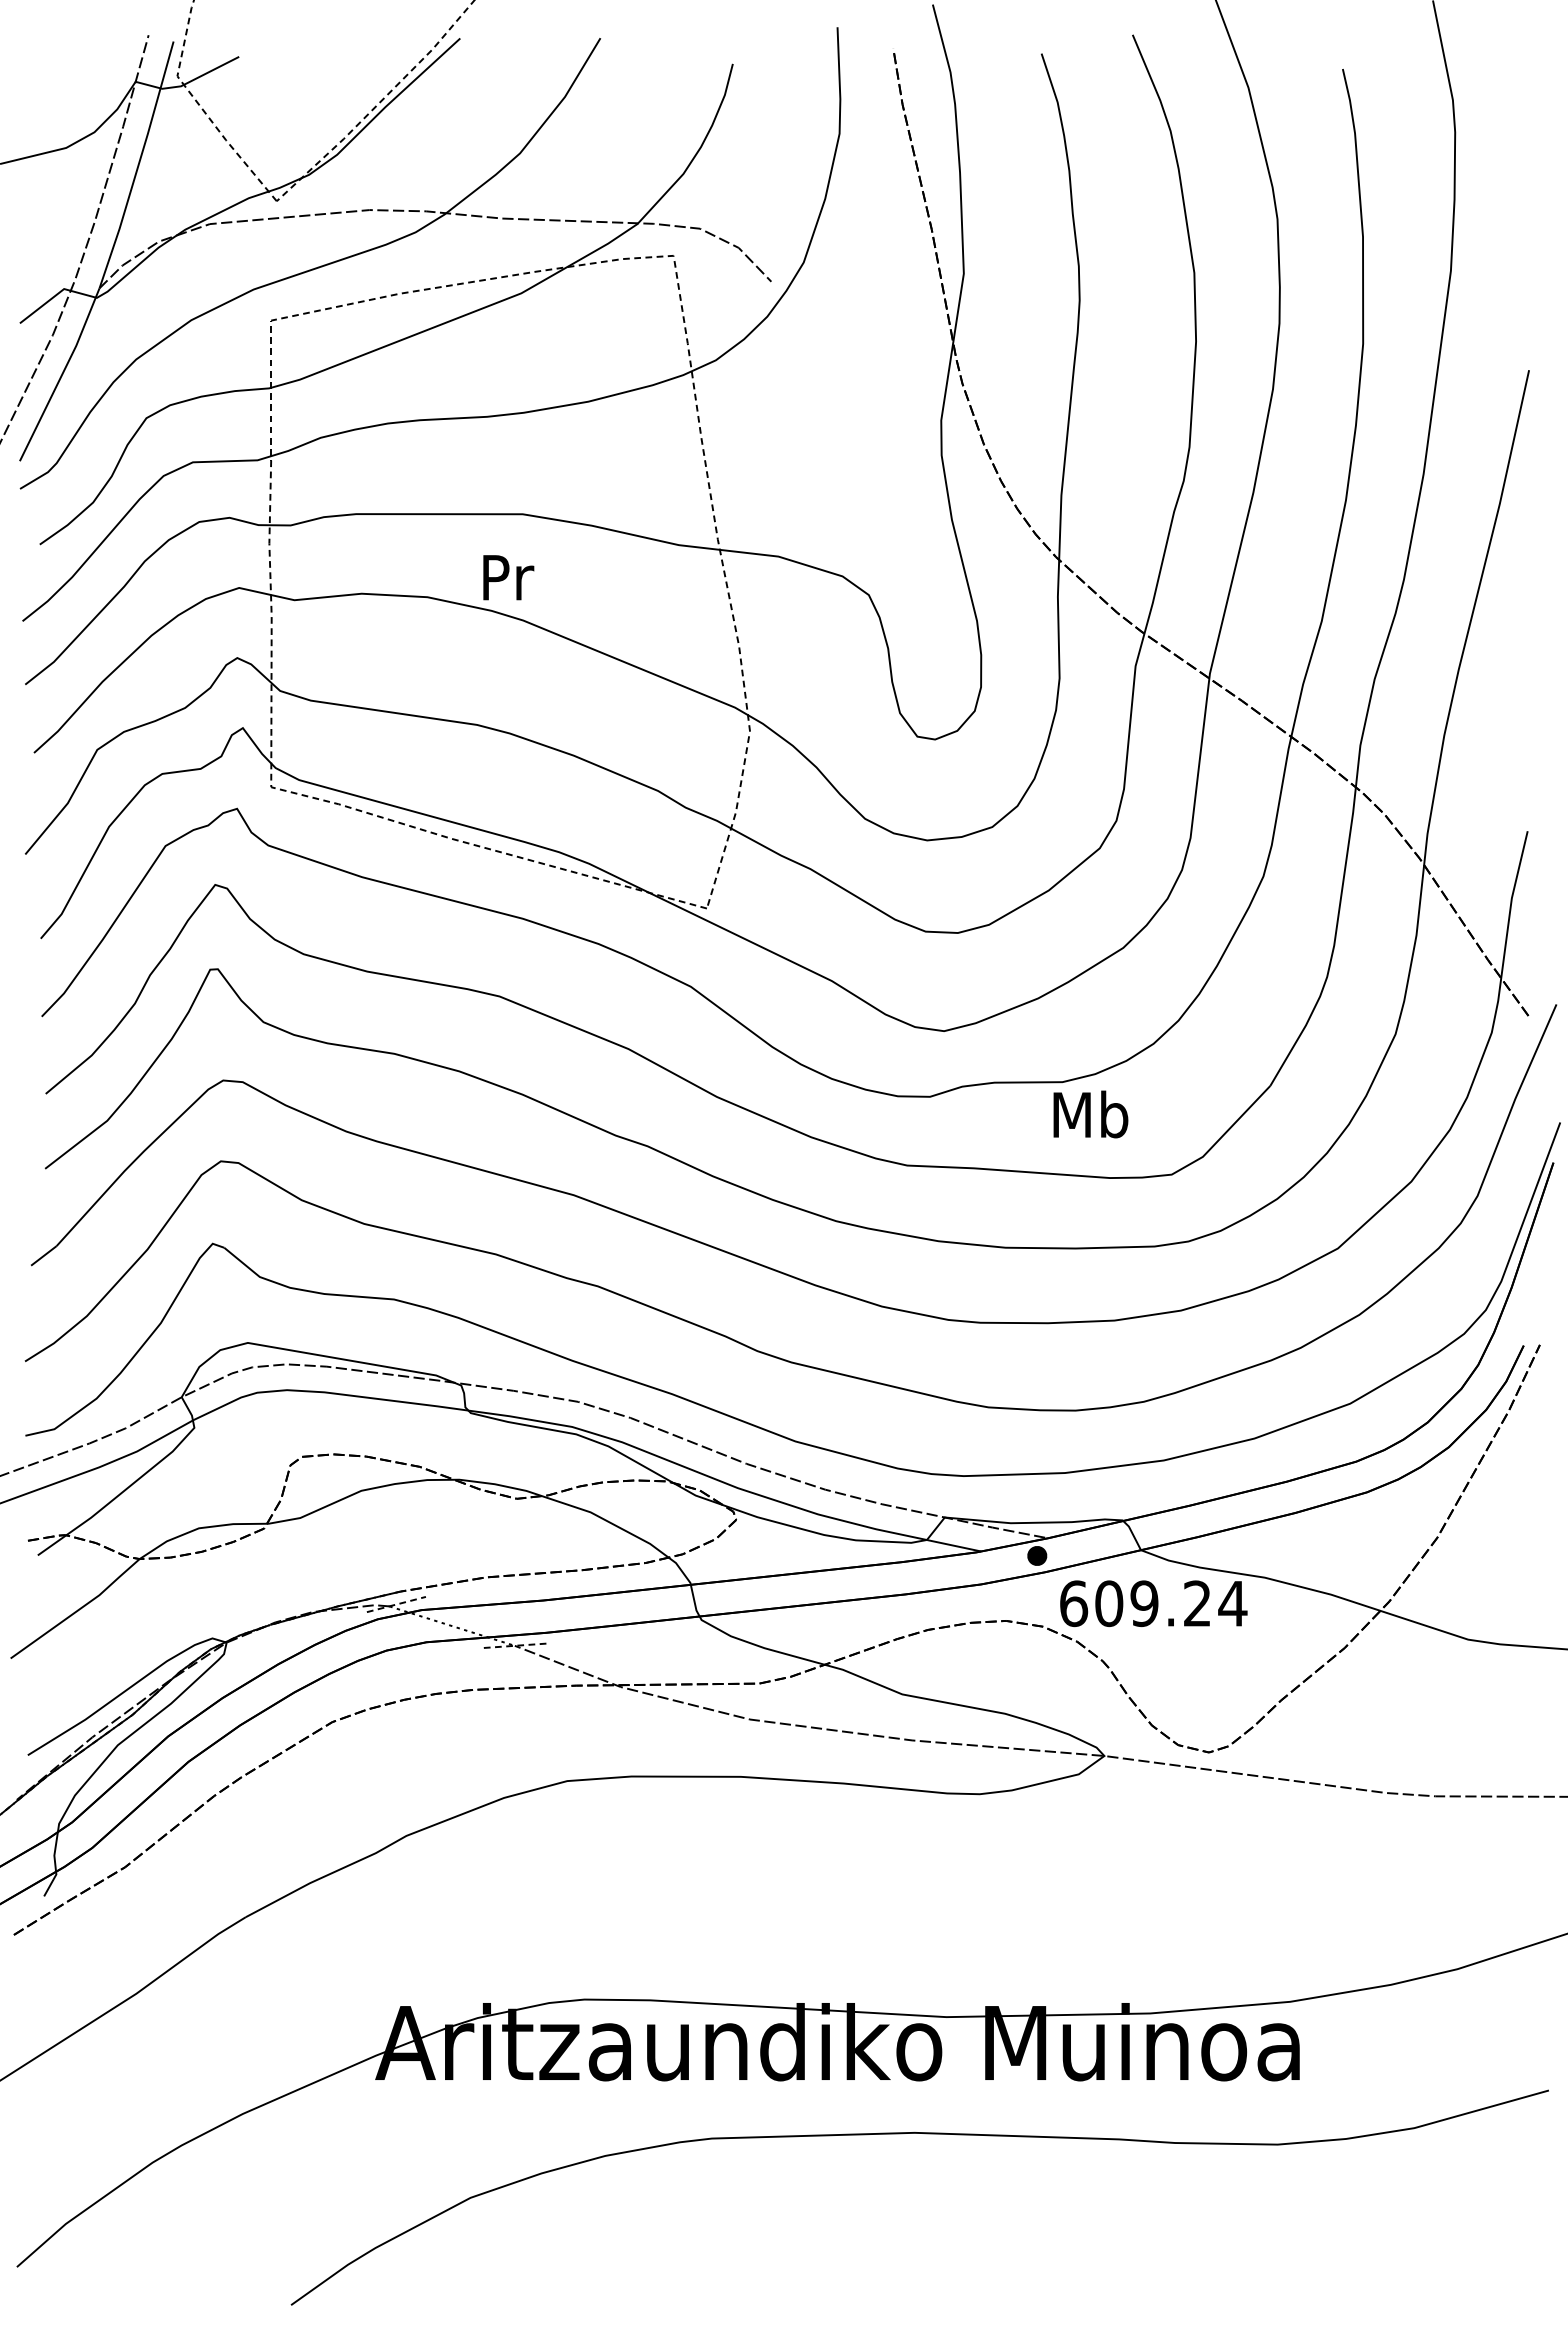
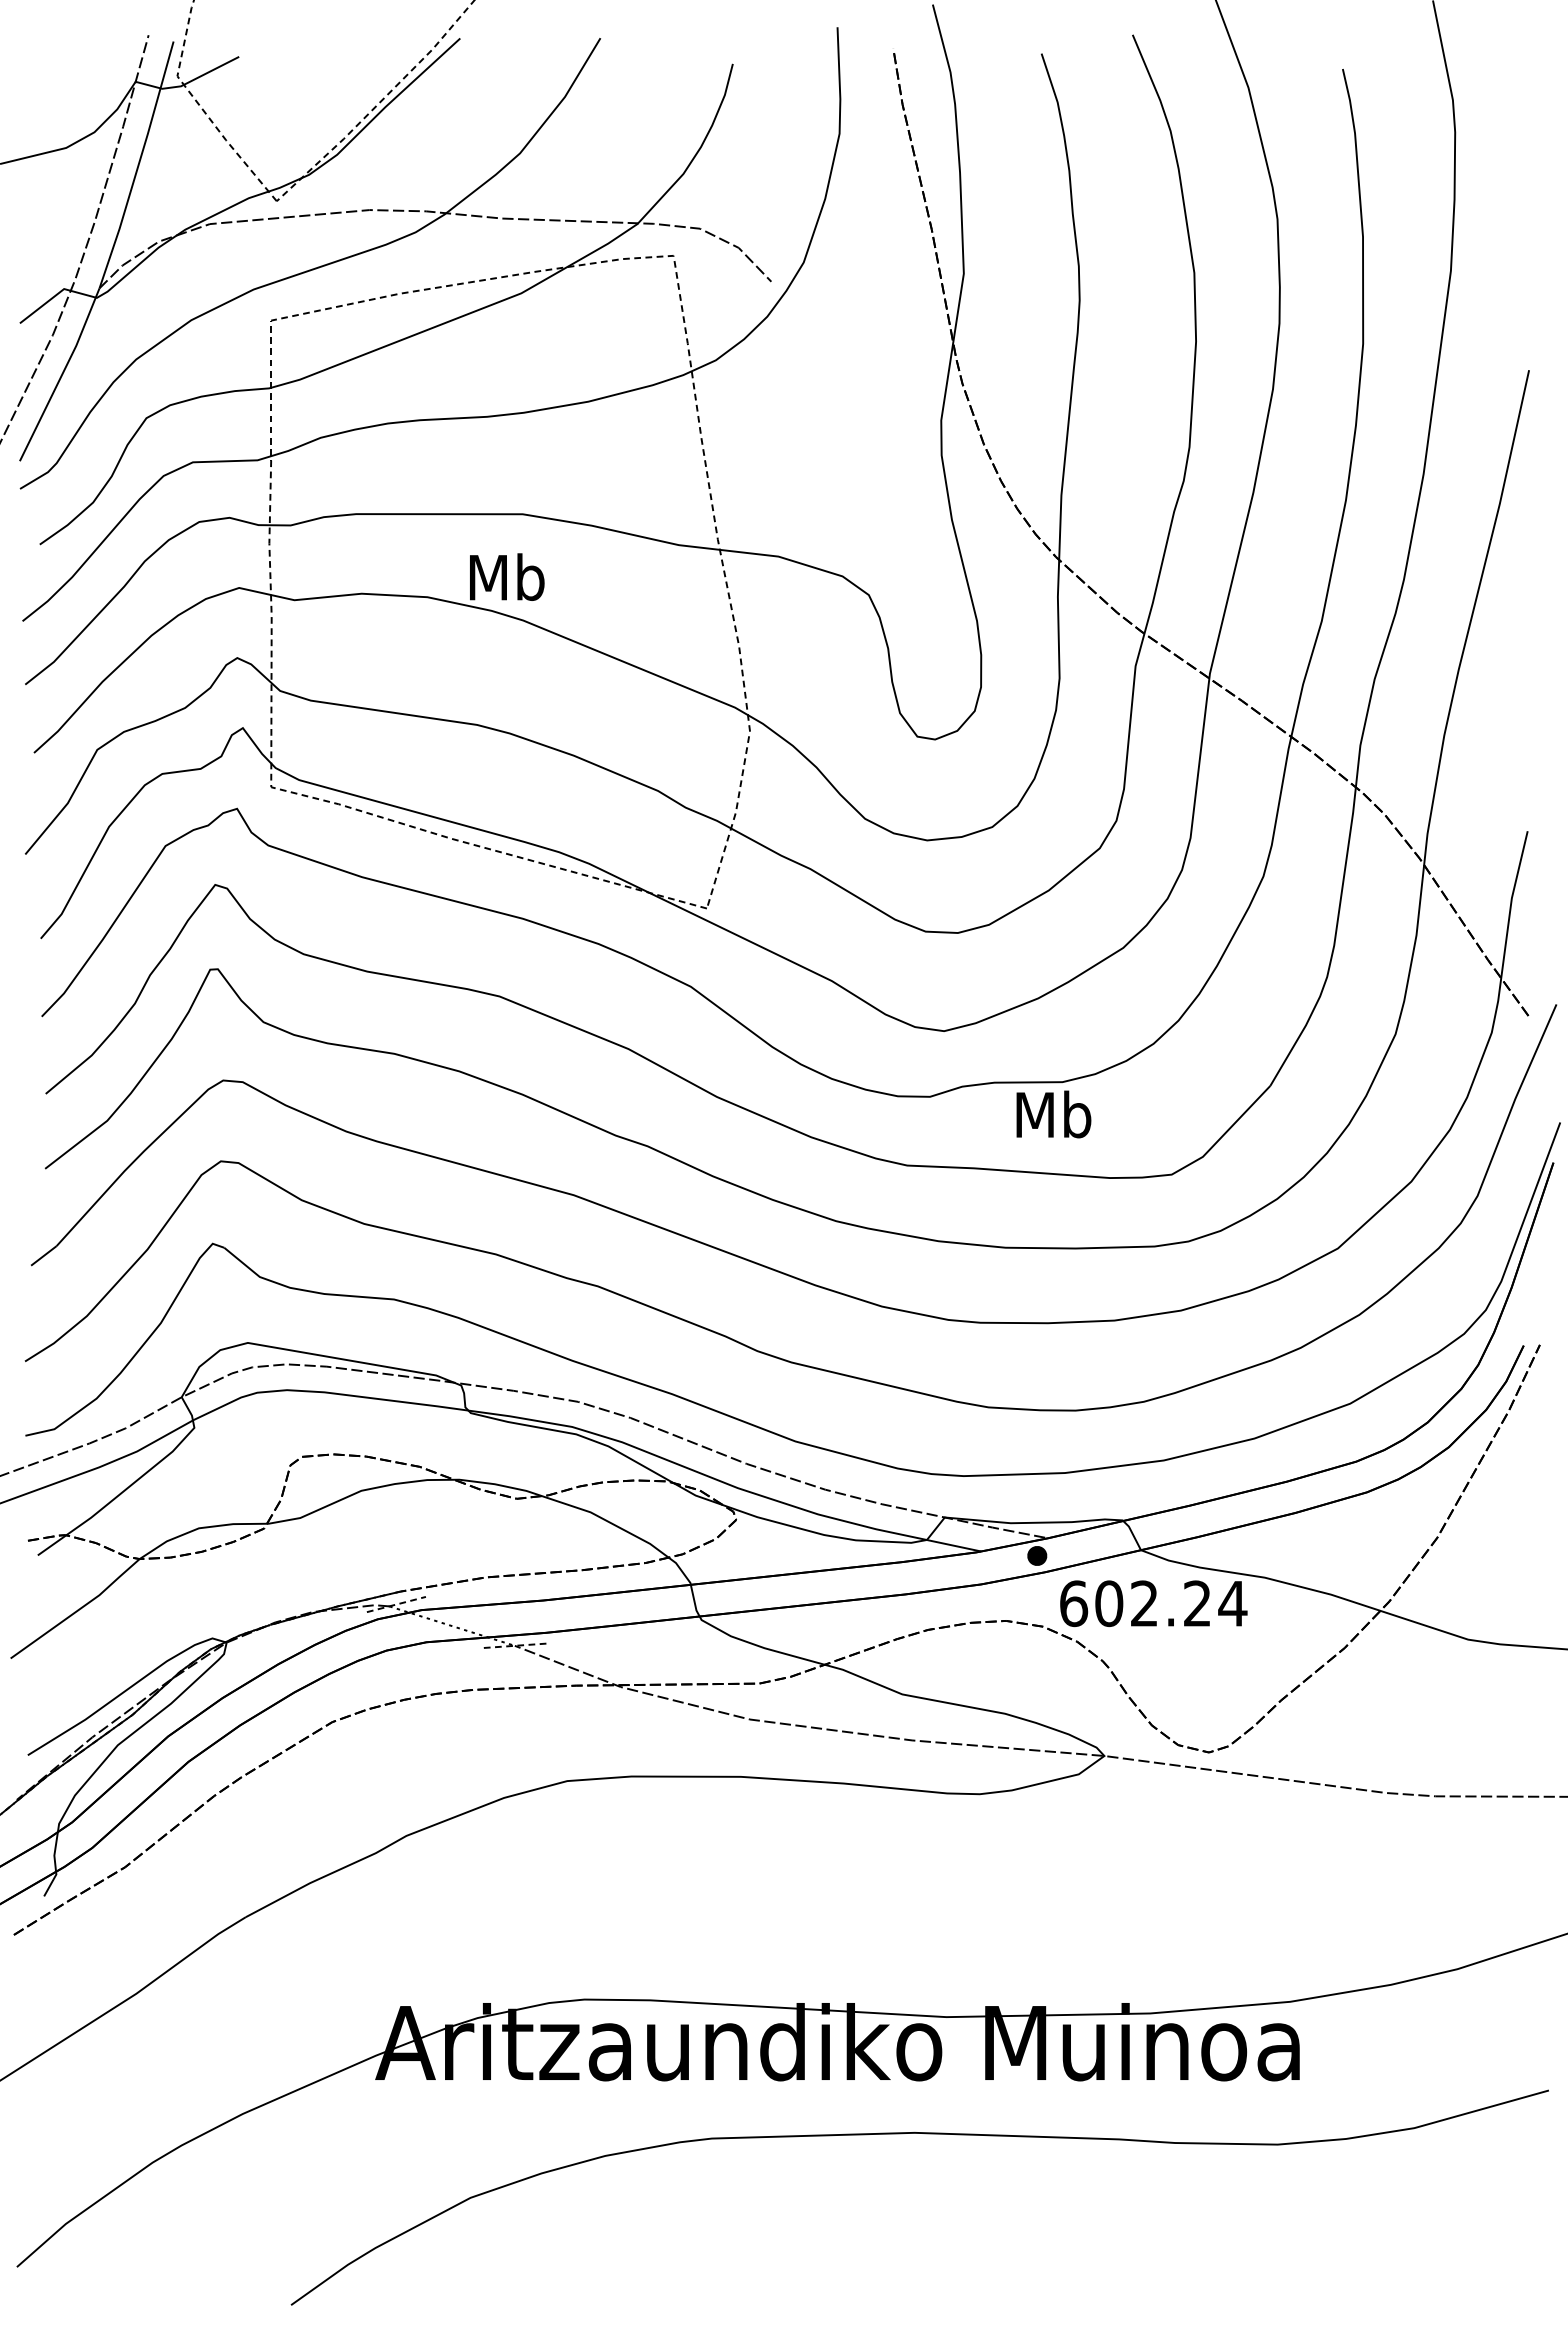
text: Pr -> Mb (507, 576)
text position: (1090, 1114) -> (1053, 1114) (1053, 1114)
text: 609.24 -> 602.24 (1144, 1603)
